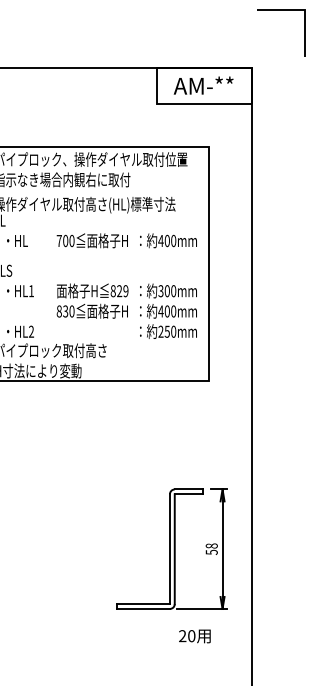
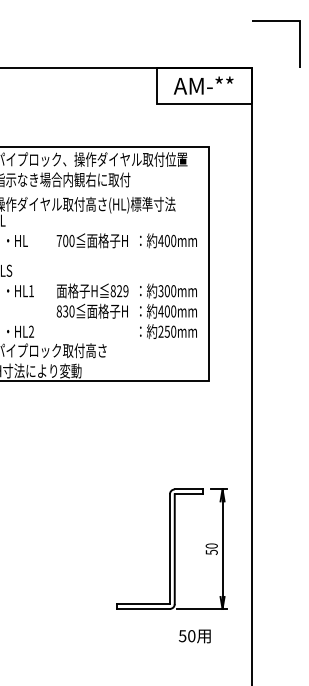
line position: (281, 10) -> (276, 21) (276, 21)
text: 58 -> 50 (211, 545)
text: 20 -> 50 (182, 636)
